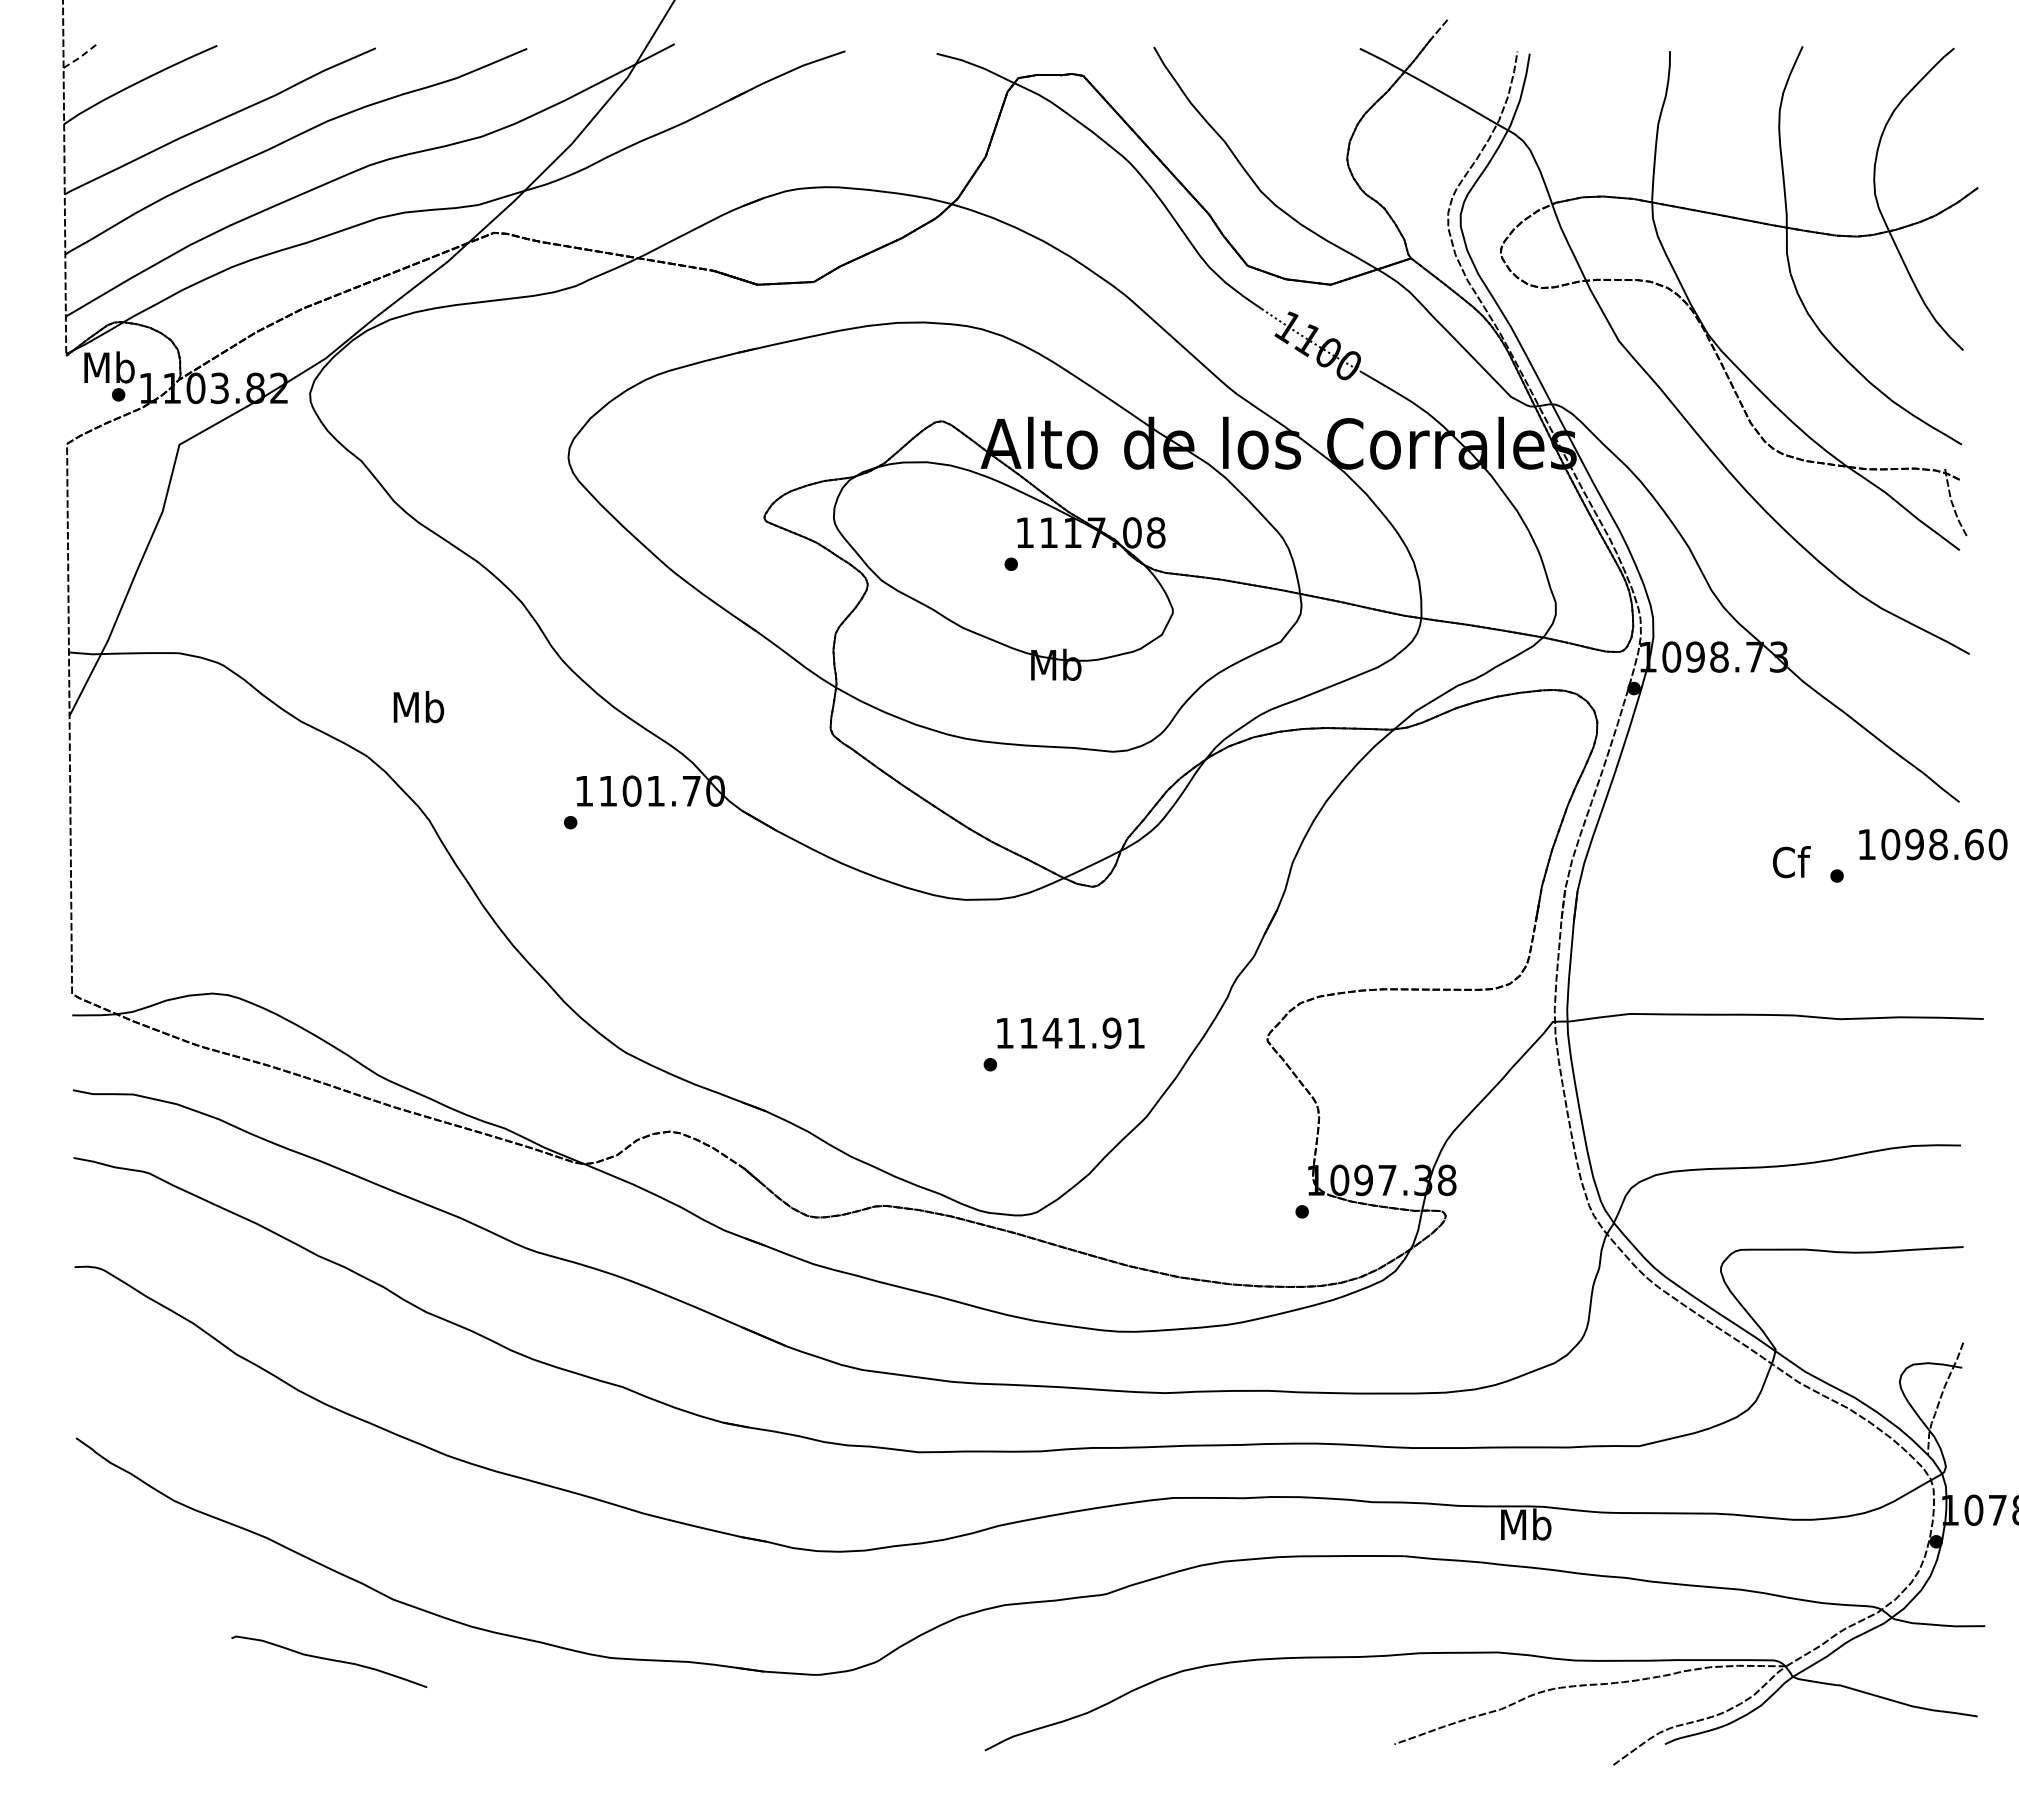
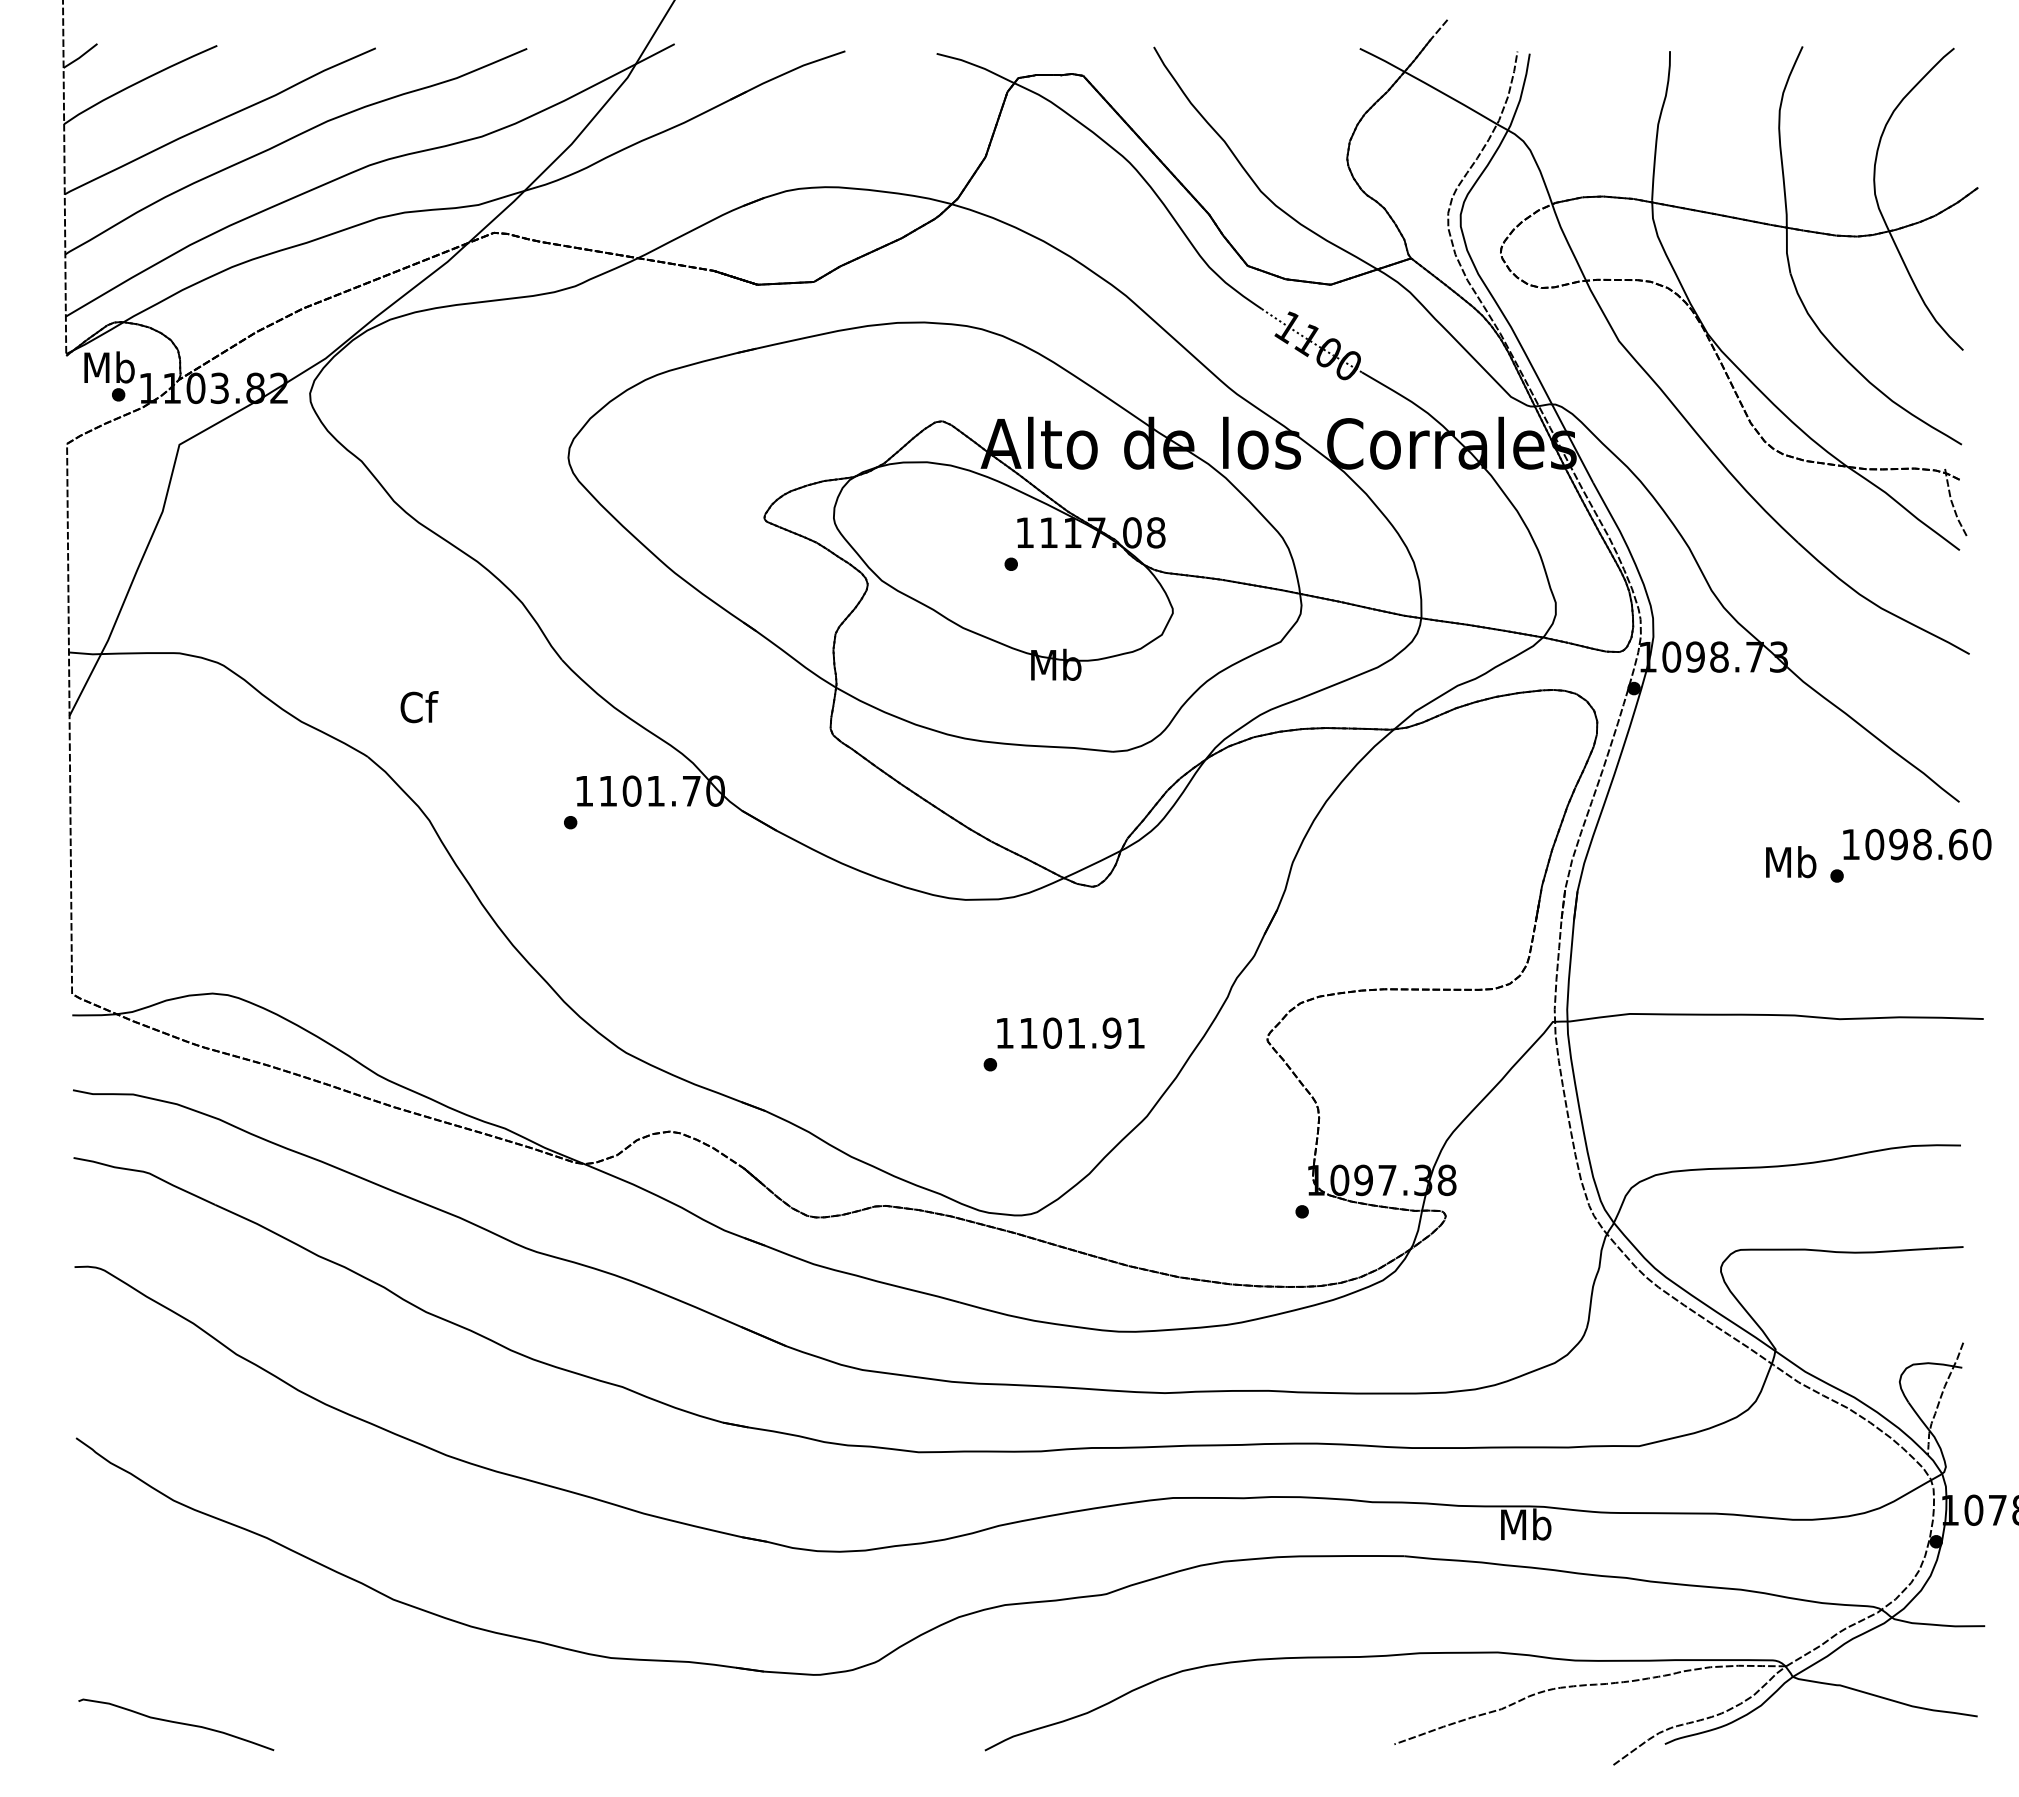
line: dashed -> solid (80, 56)
text: Mb -> Cf (418, 707)
text position: (1933, 844) -> (1917, 844) (1917, 844)
text: Cf -> Mb (1791, 862)
text: 1141.91 -> 1101.91 (1052, 1032)
curve position: (329, 1660) -> (176, 1723) (176, 1723)
